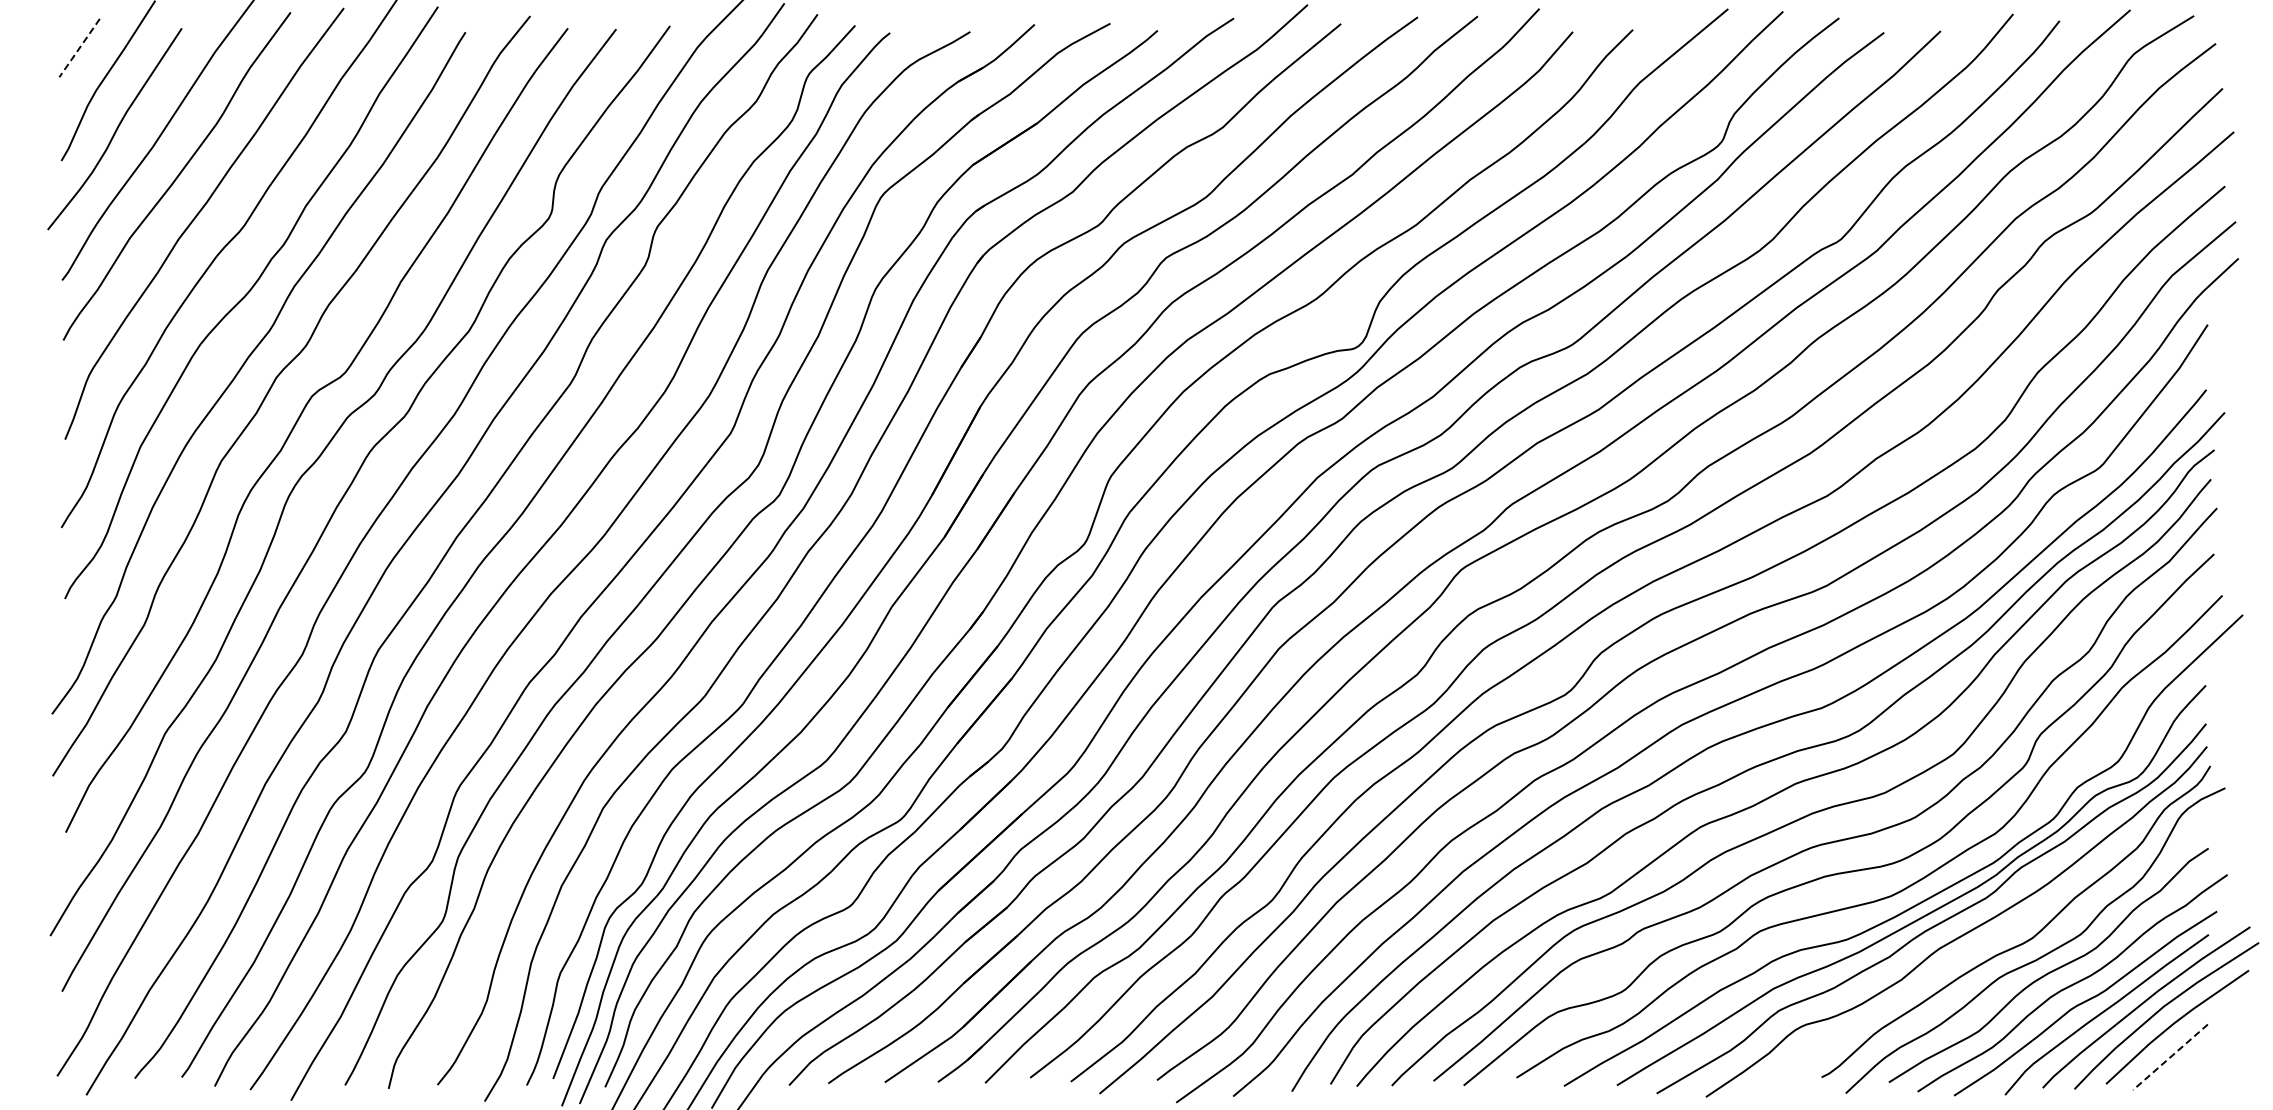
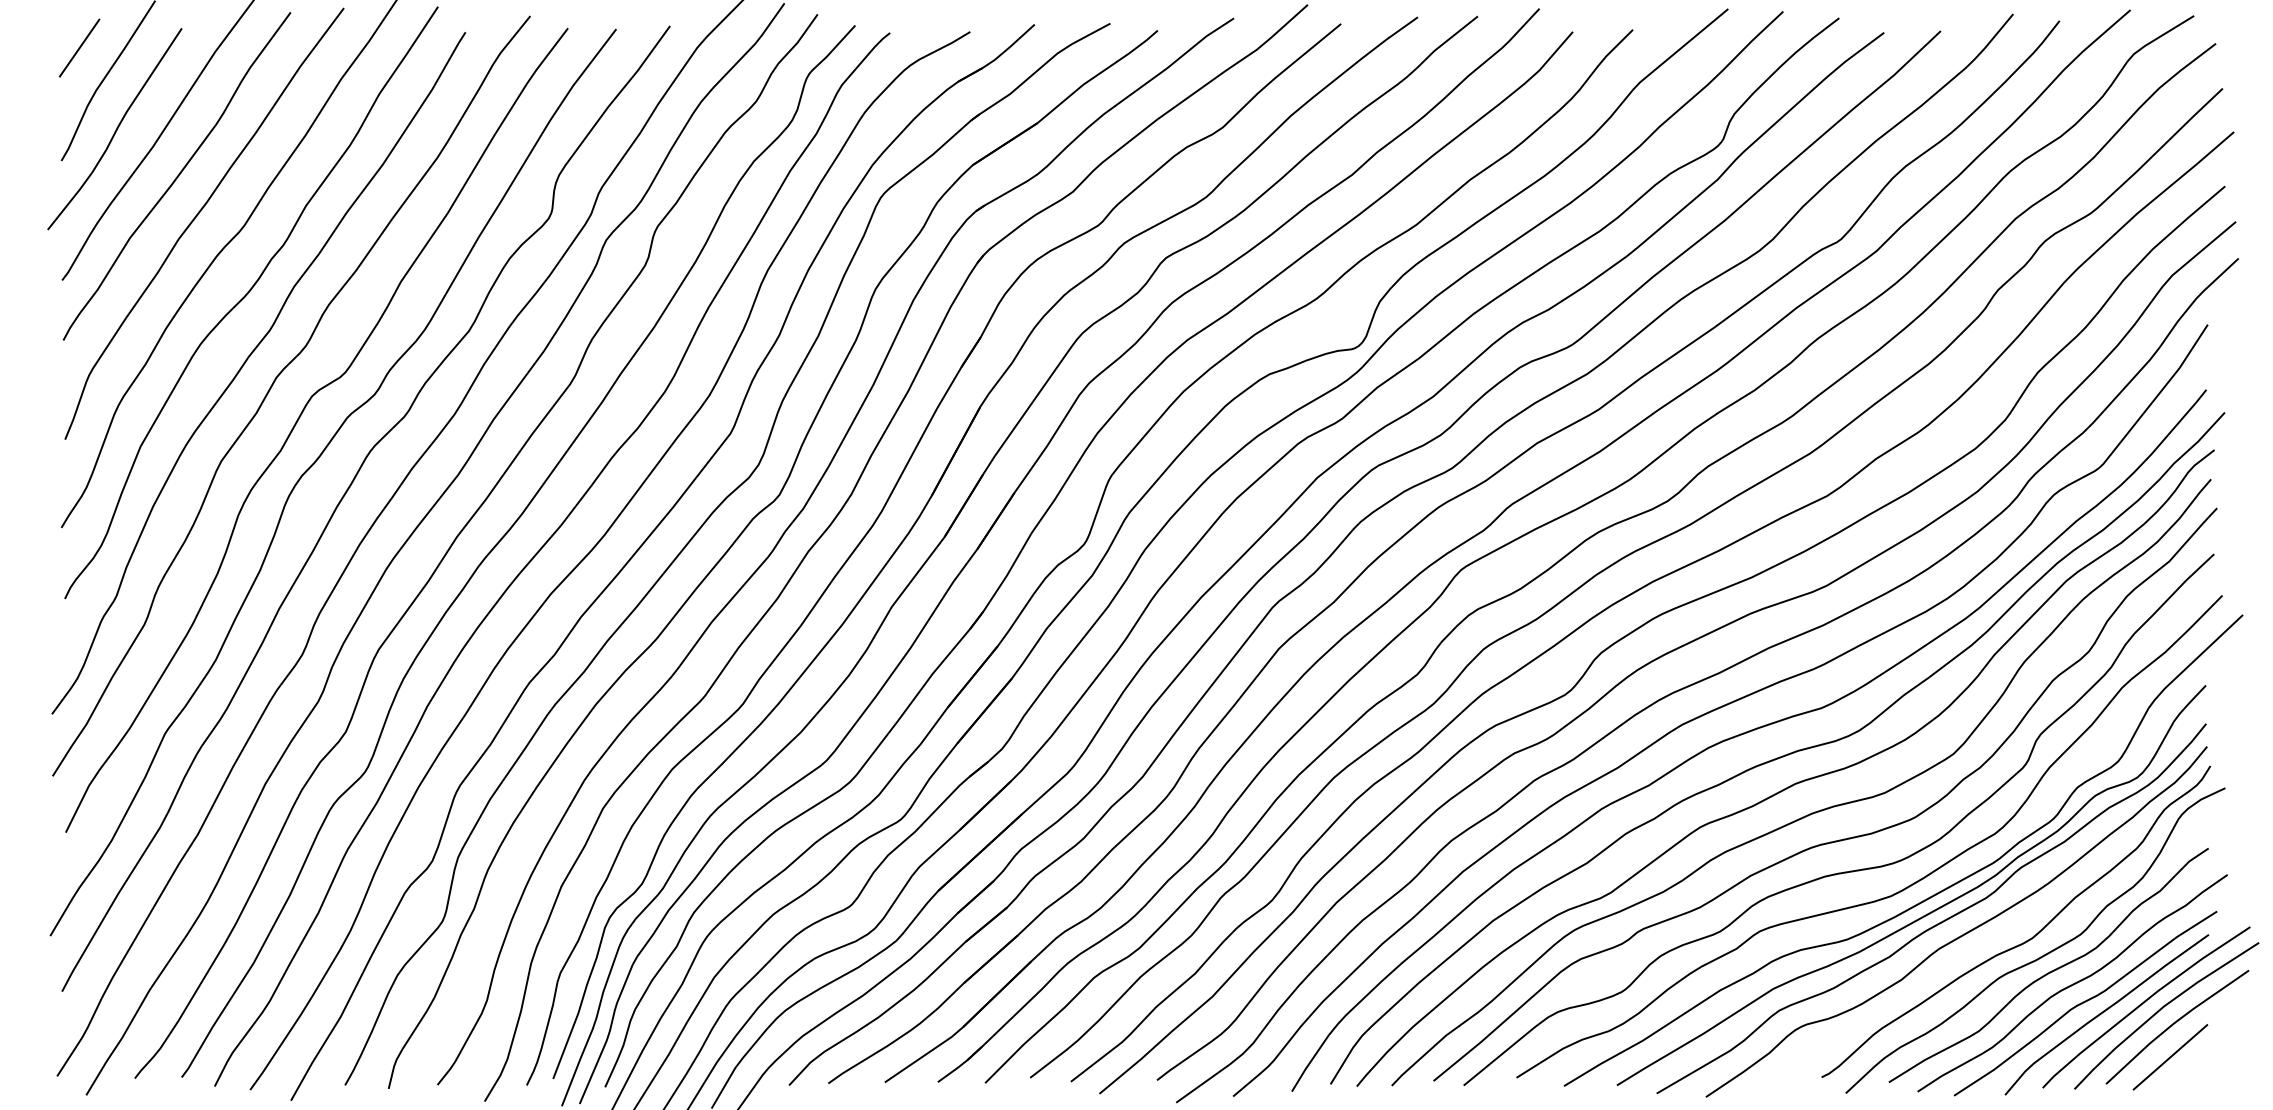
line: dashed -> solid (79, 48)
line: dashed -> solid (2170, 1057)
